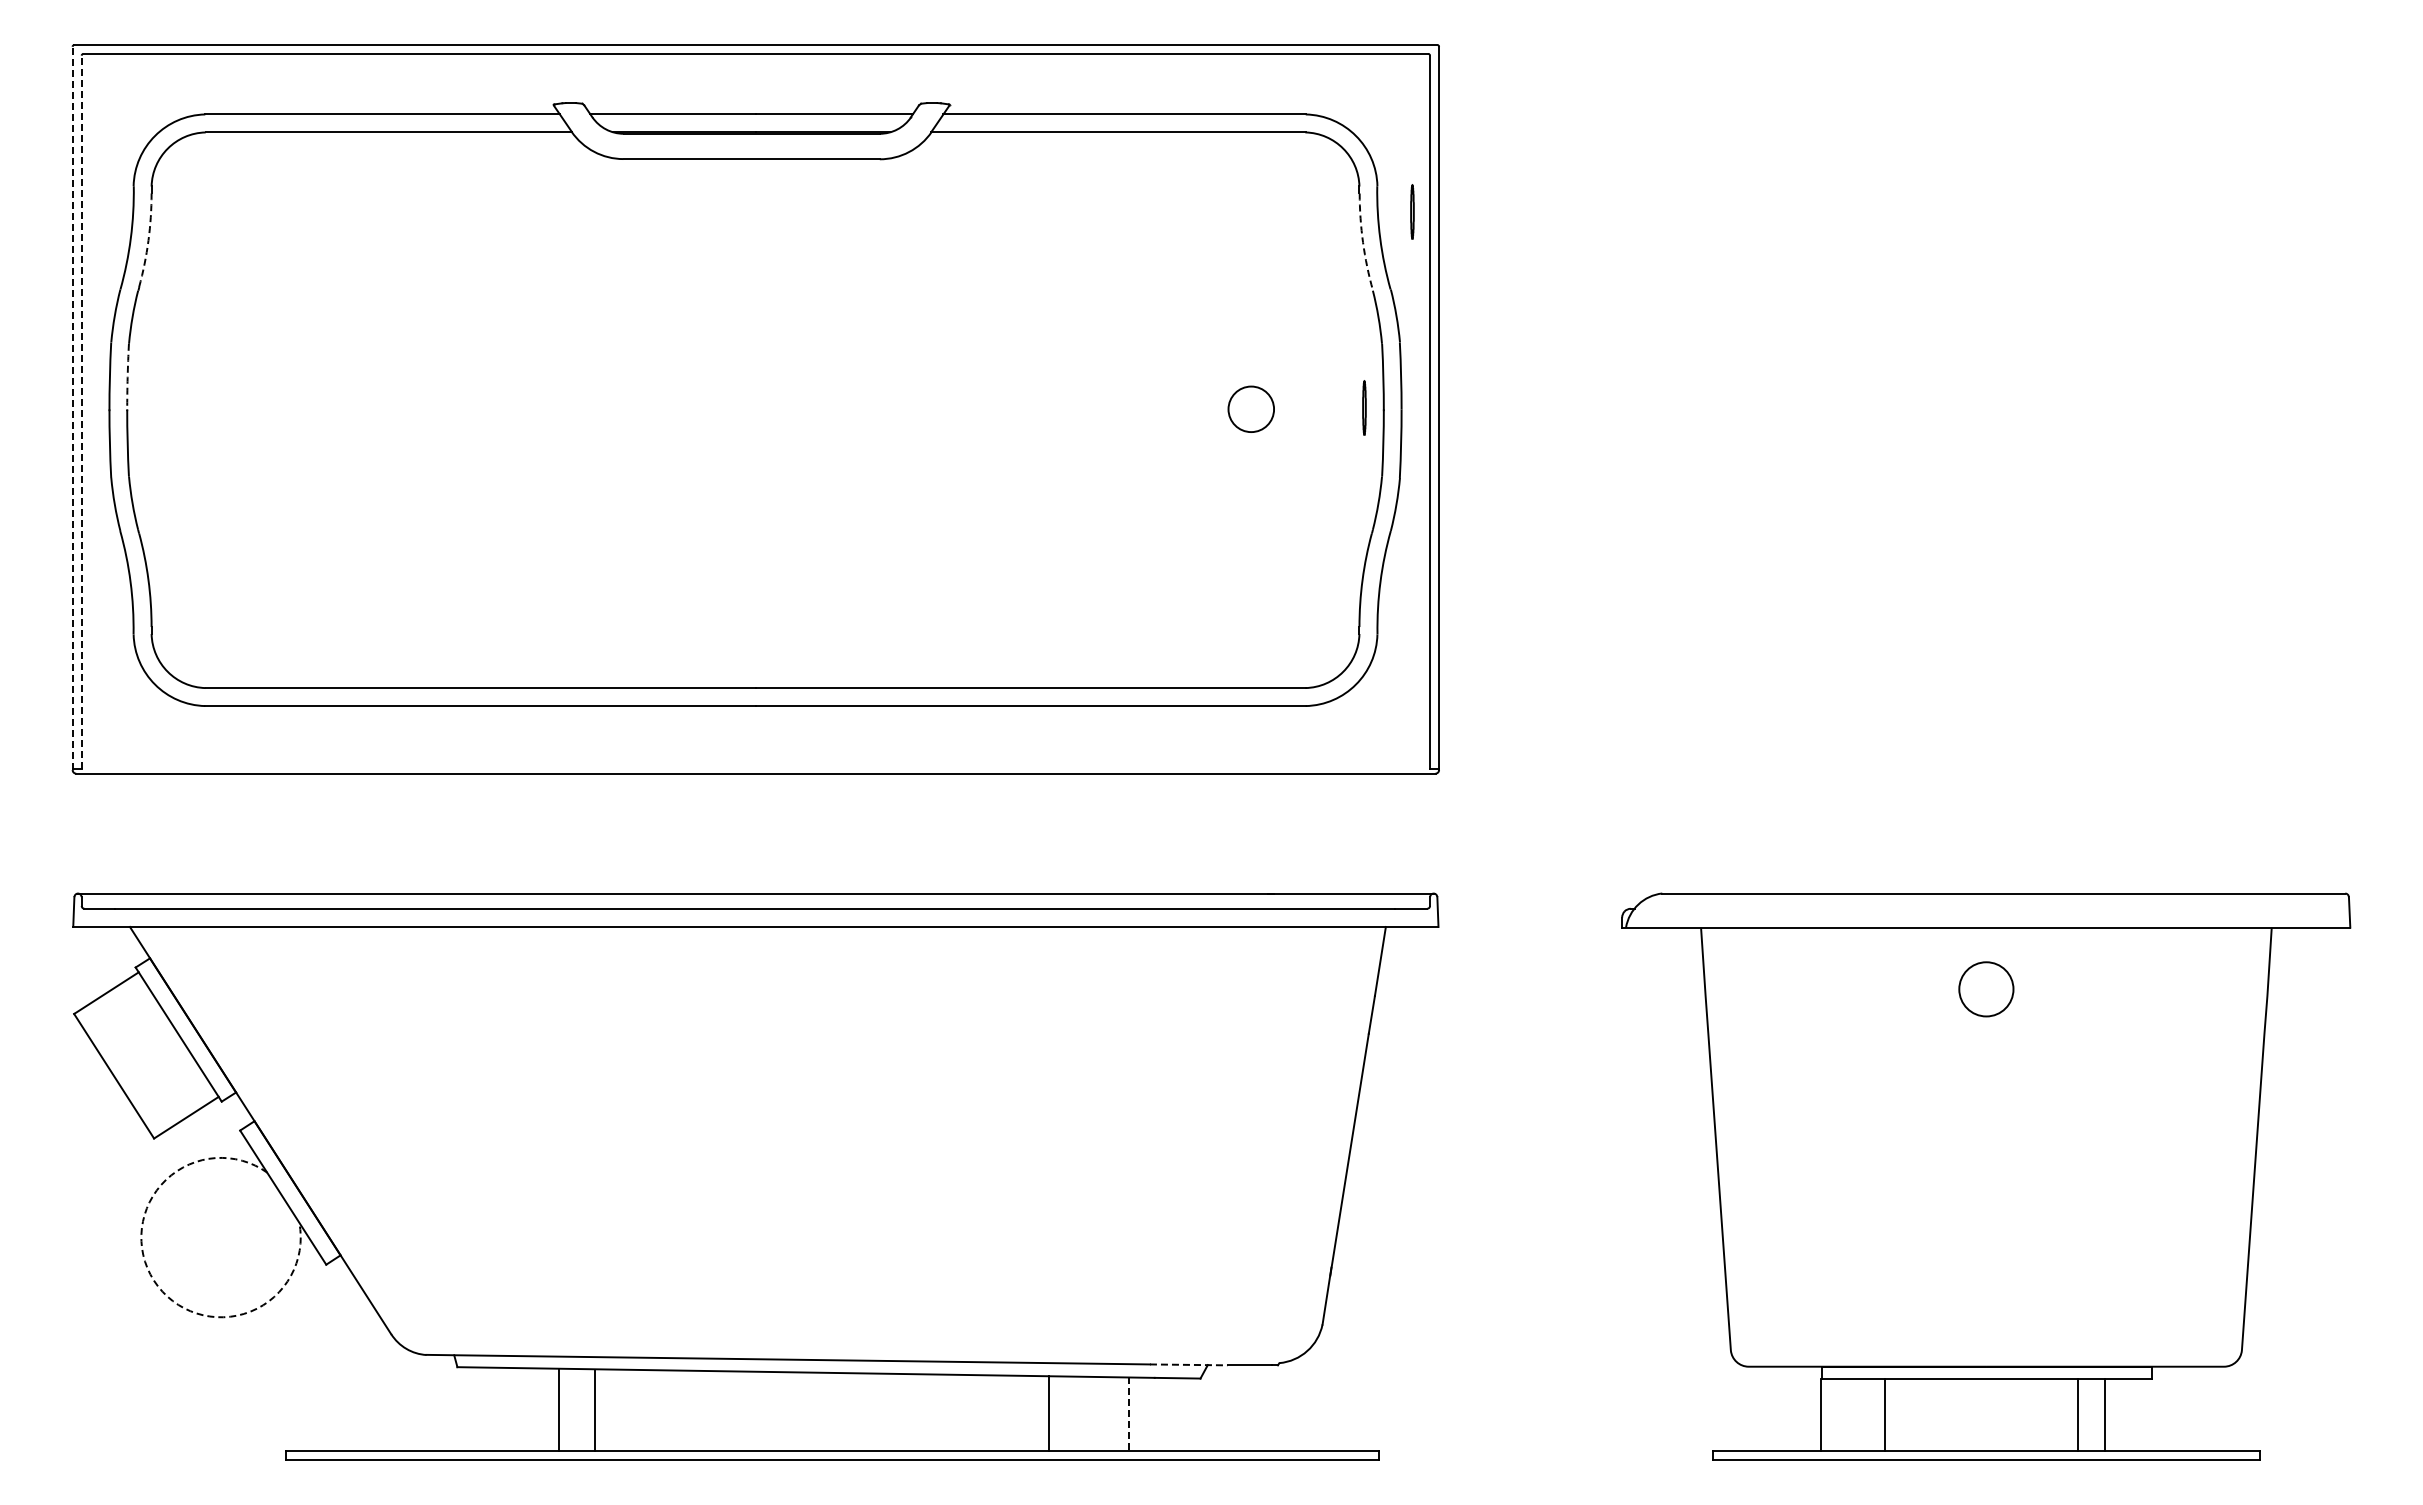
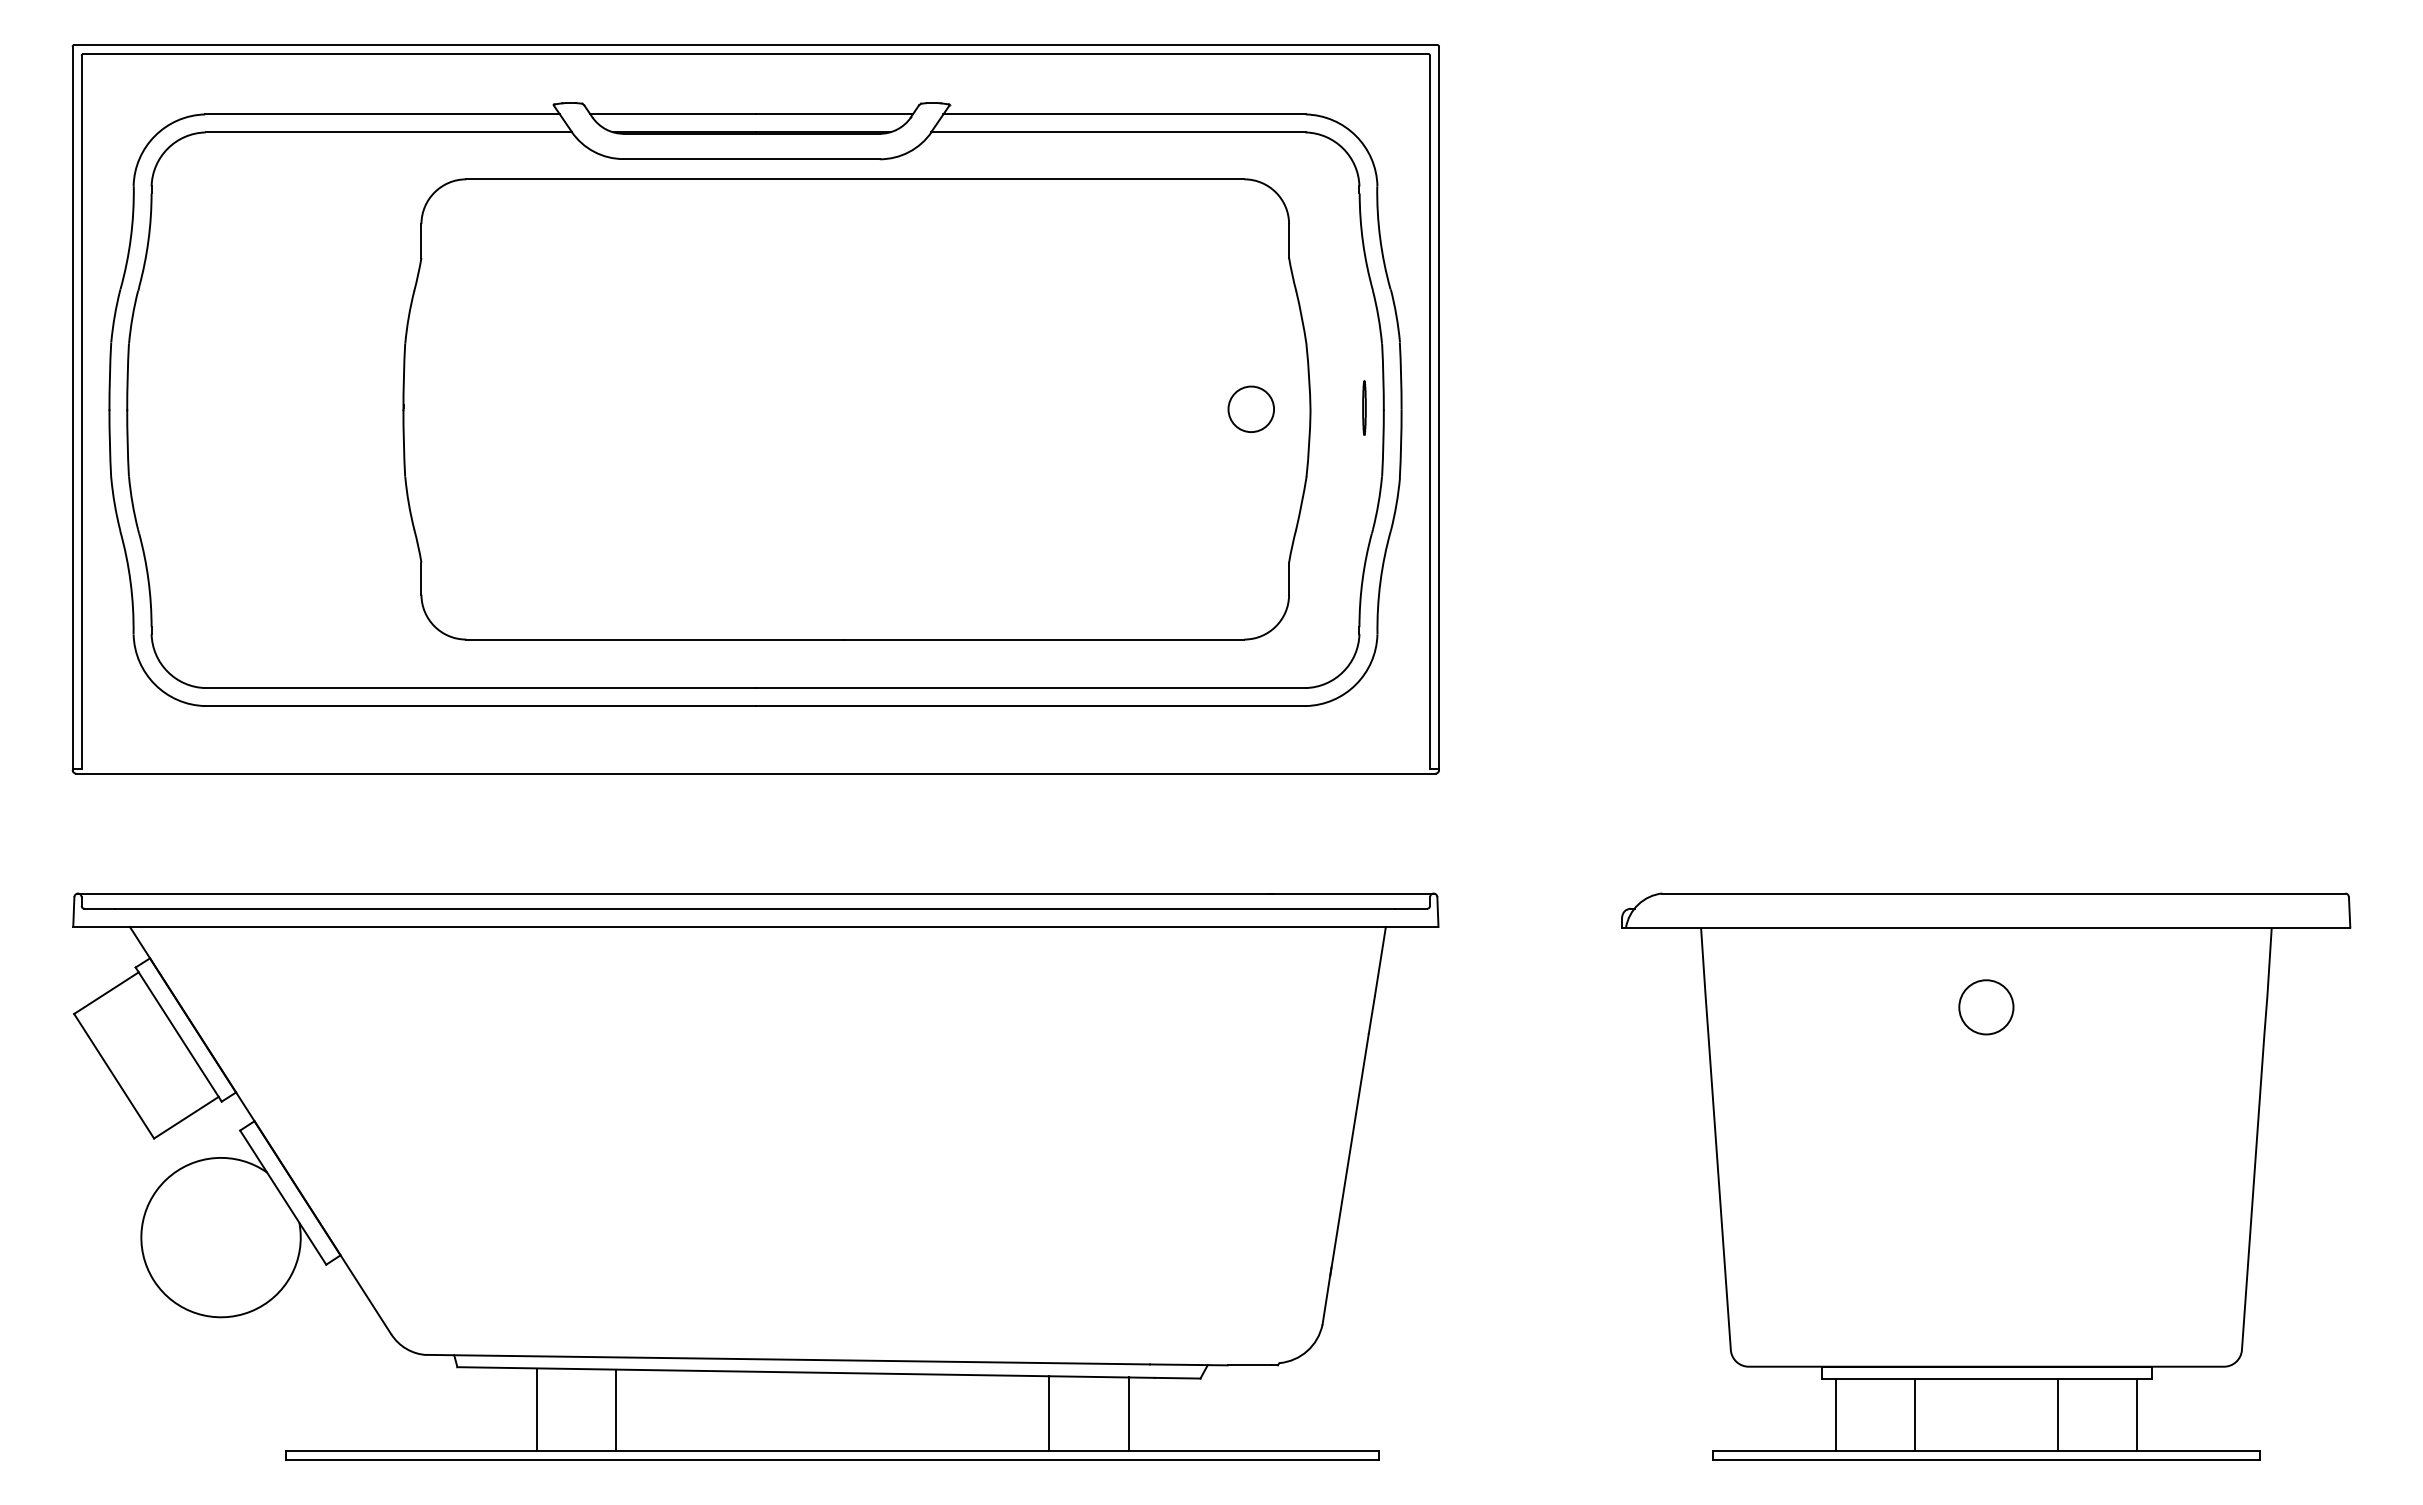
line: present -> none (1412, 211)
arc: dashed -> solid (148, 240)
arc: dashed -> solid (1363, 242)
arc: dashed -> solid (127, 377)
line: dashed -> solid (72, 408)
part: none -> present (856, 409)
line: dashed -> solid (81, 412)
circle position: (1986, 989) -> (1986, 1007) (1986, 1007)
arc: dashed -> solid (153, 1280)
line: dashed -> solid (1188, 1364)
line position: (558, 1409) -> (536, 1409) (536, 1409)
line position: (595, 1410) -> (616, 1410) (616, 1410)
line: dashed -> solid (1128, 1414)
line position: (1820, 1414) -> (1835, 1414) (1835, 1414)
line position: (1885, 1414) -> (1915, 1414) (1915, 1414)
line position: (2077, 1414) -> (2057, 1414) (2057, 1414)
line position: (2105, 1414) -> (2137, 1414) (2137, 1414)
